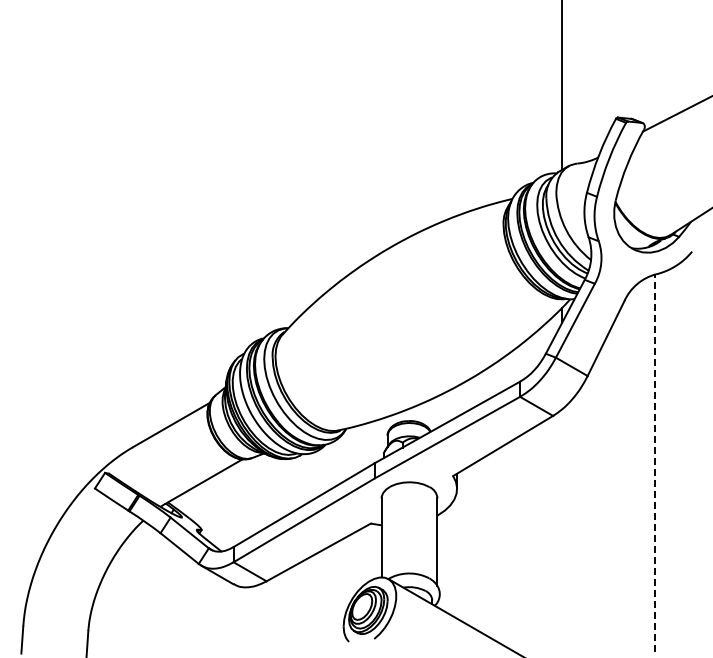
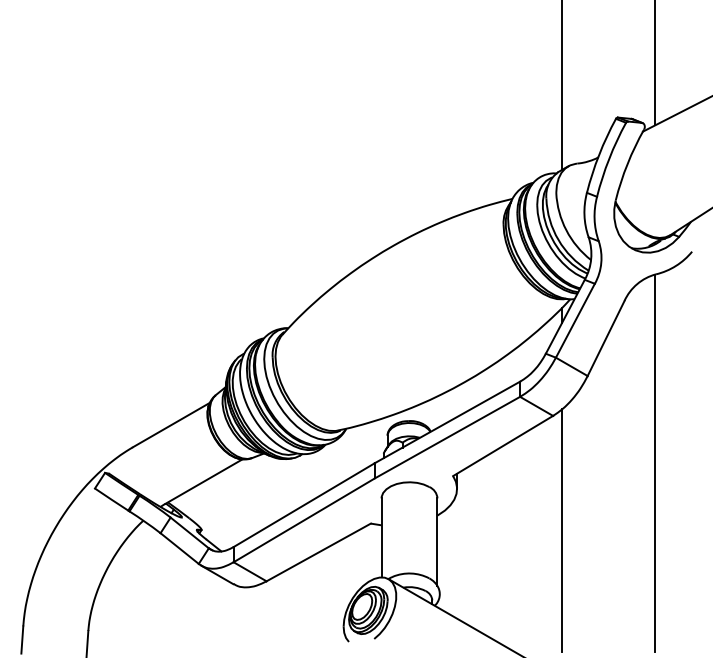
line: none -> present (655, 63)
line: dashed -> solid (655, 463)
line: none -> present (561, 530)
